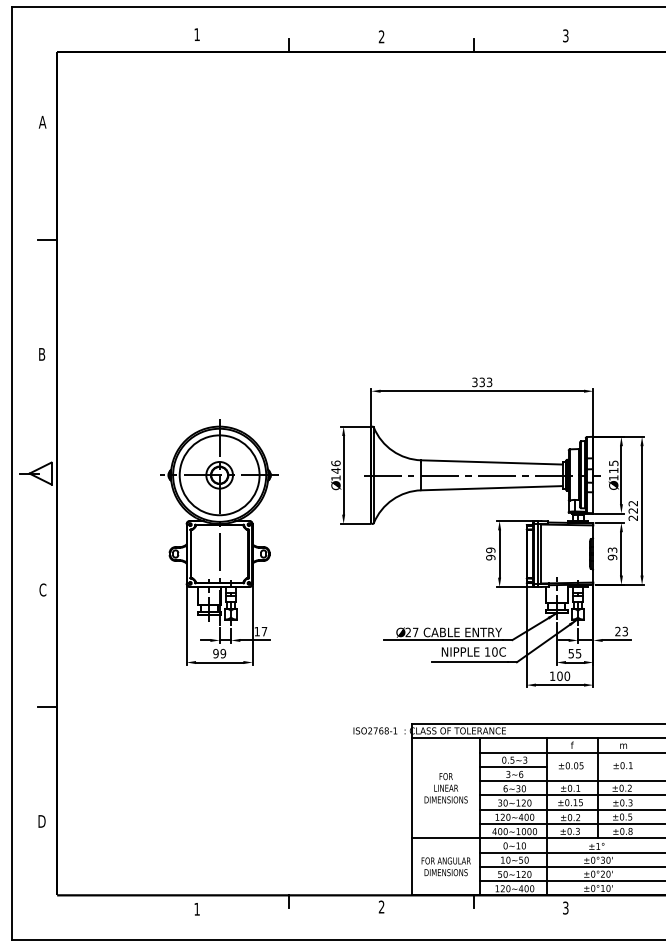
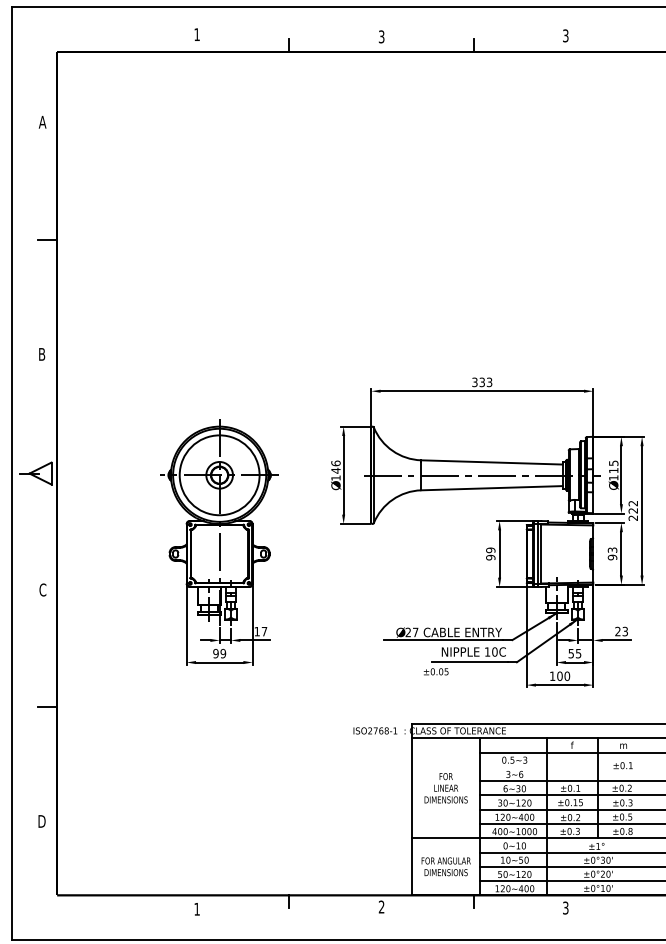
text: 2 -> 3 (381, 37)
text position: (570, 765) -> (435, 671) (435, 671)
line: present -> none (512, 766)
